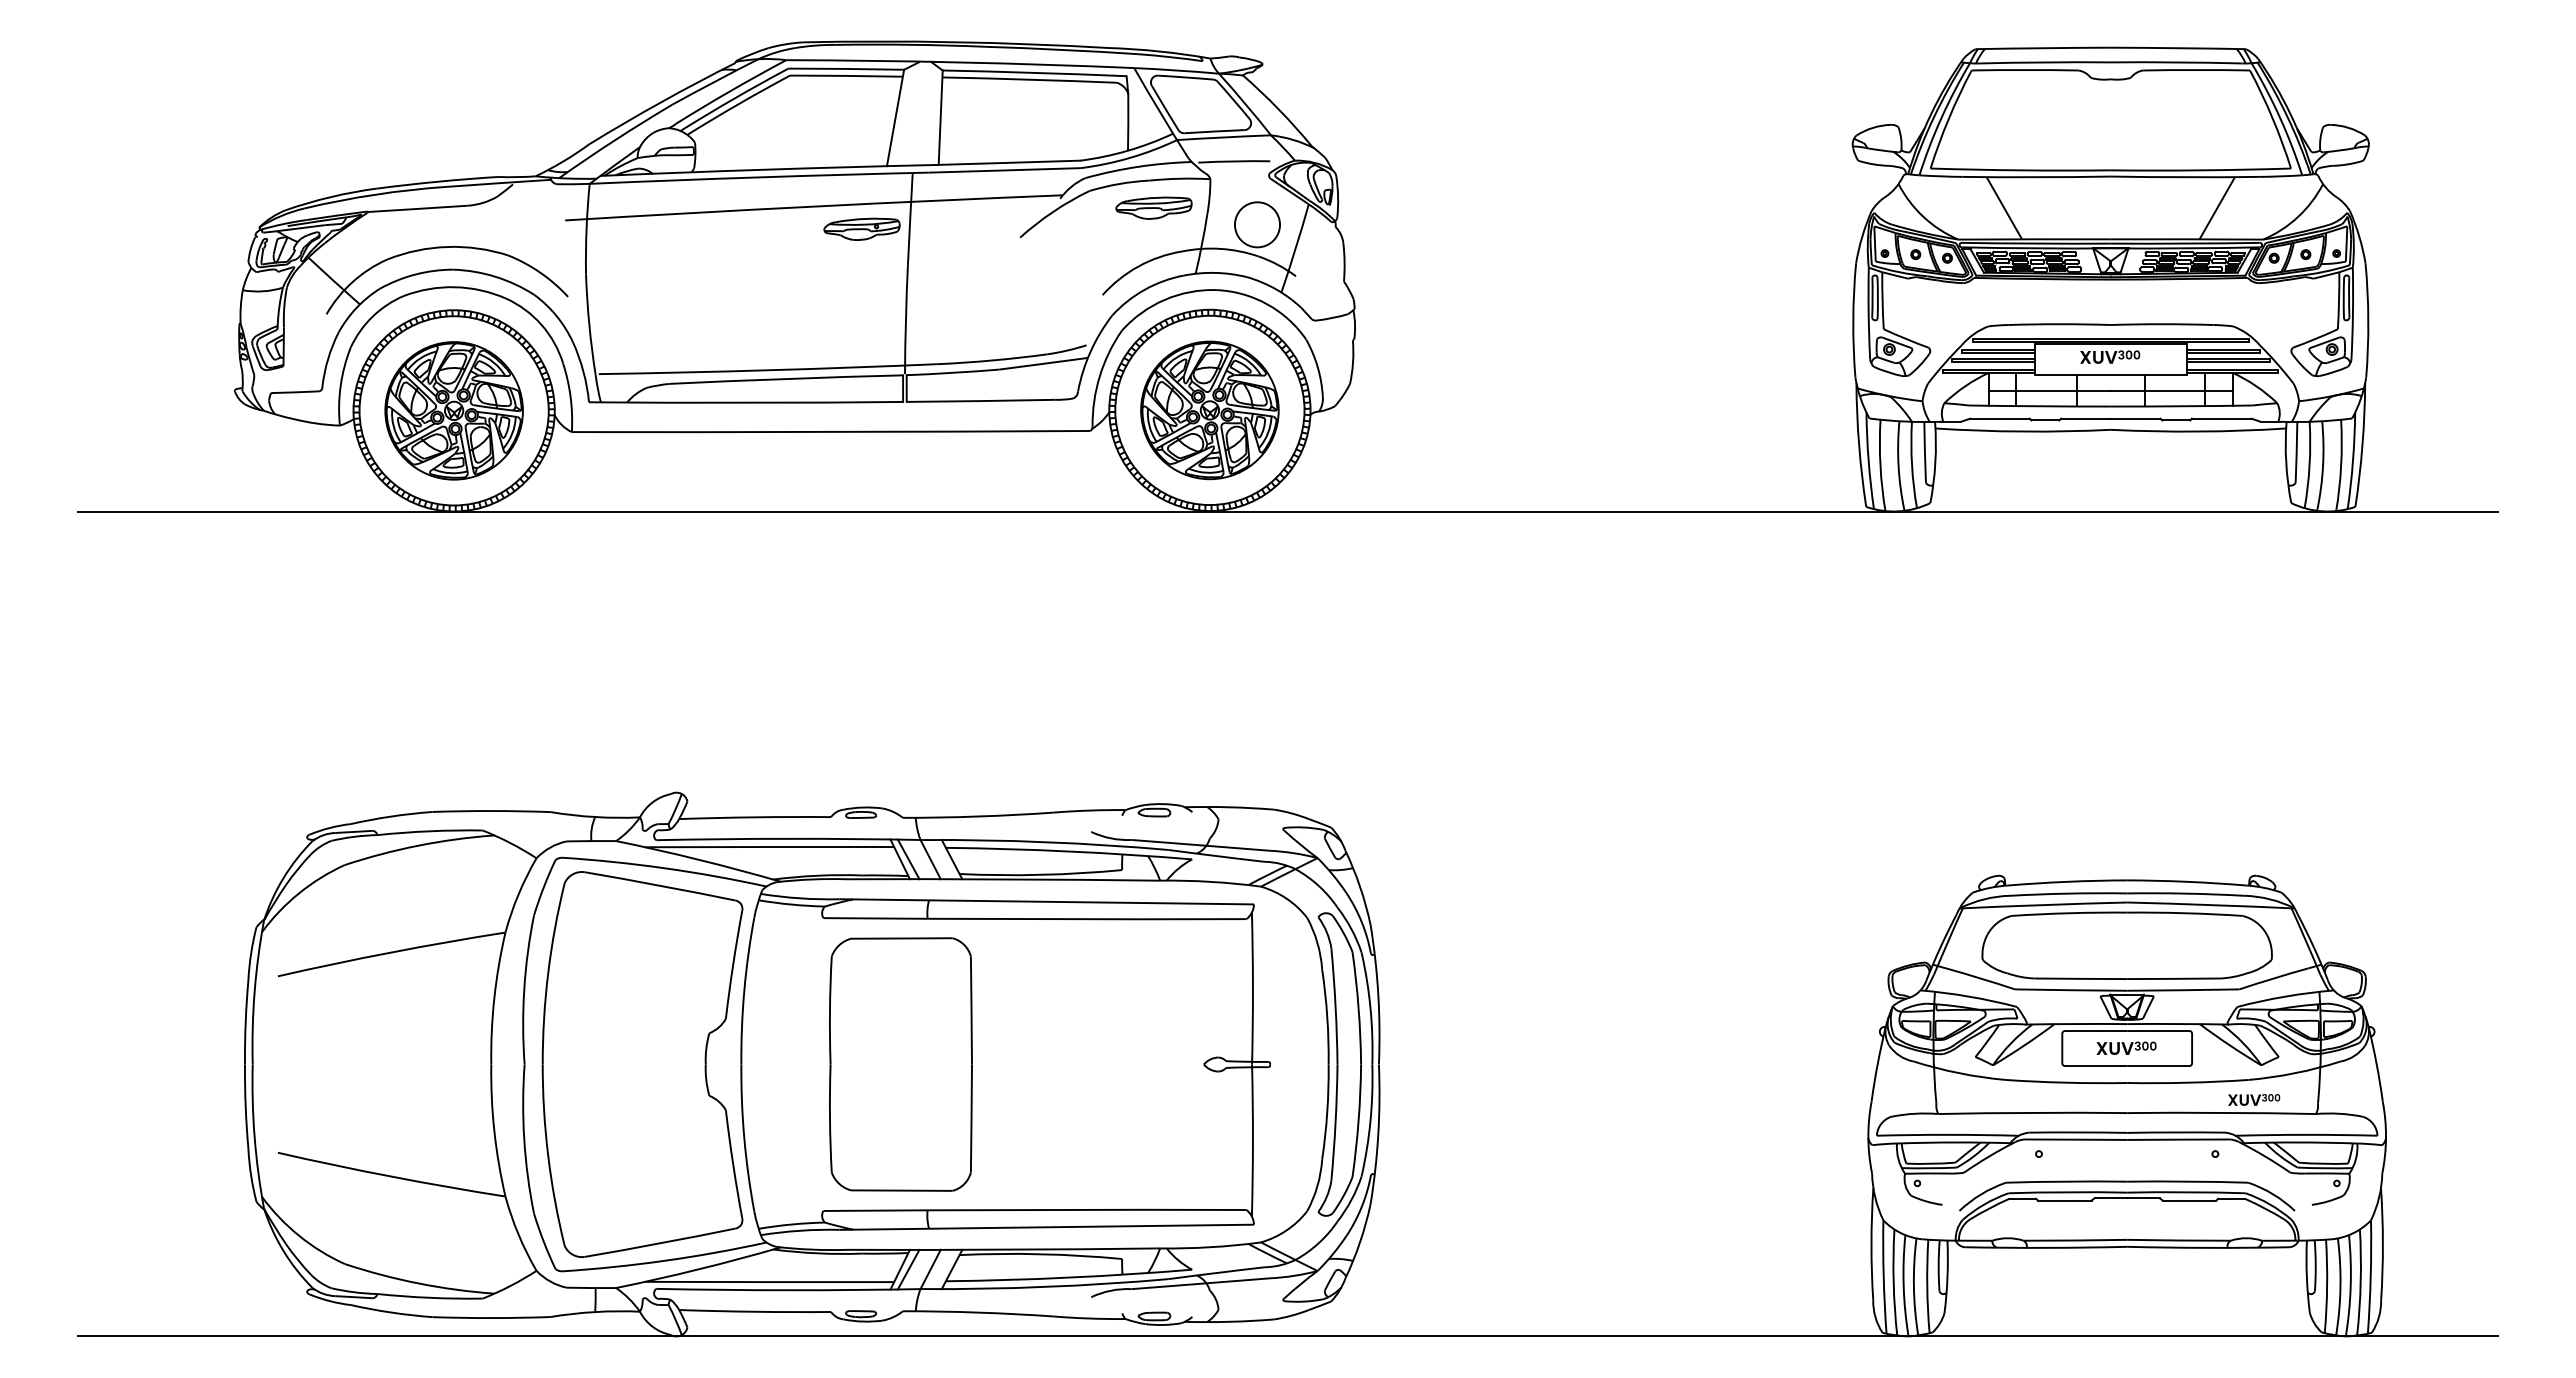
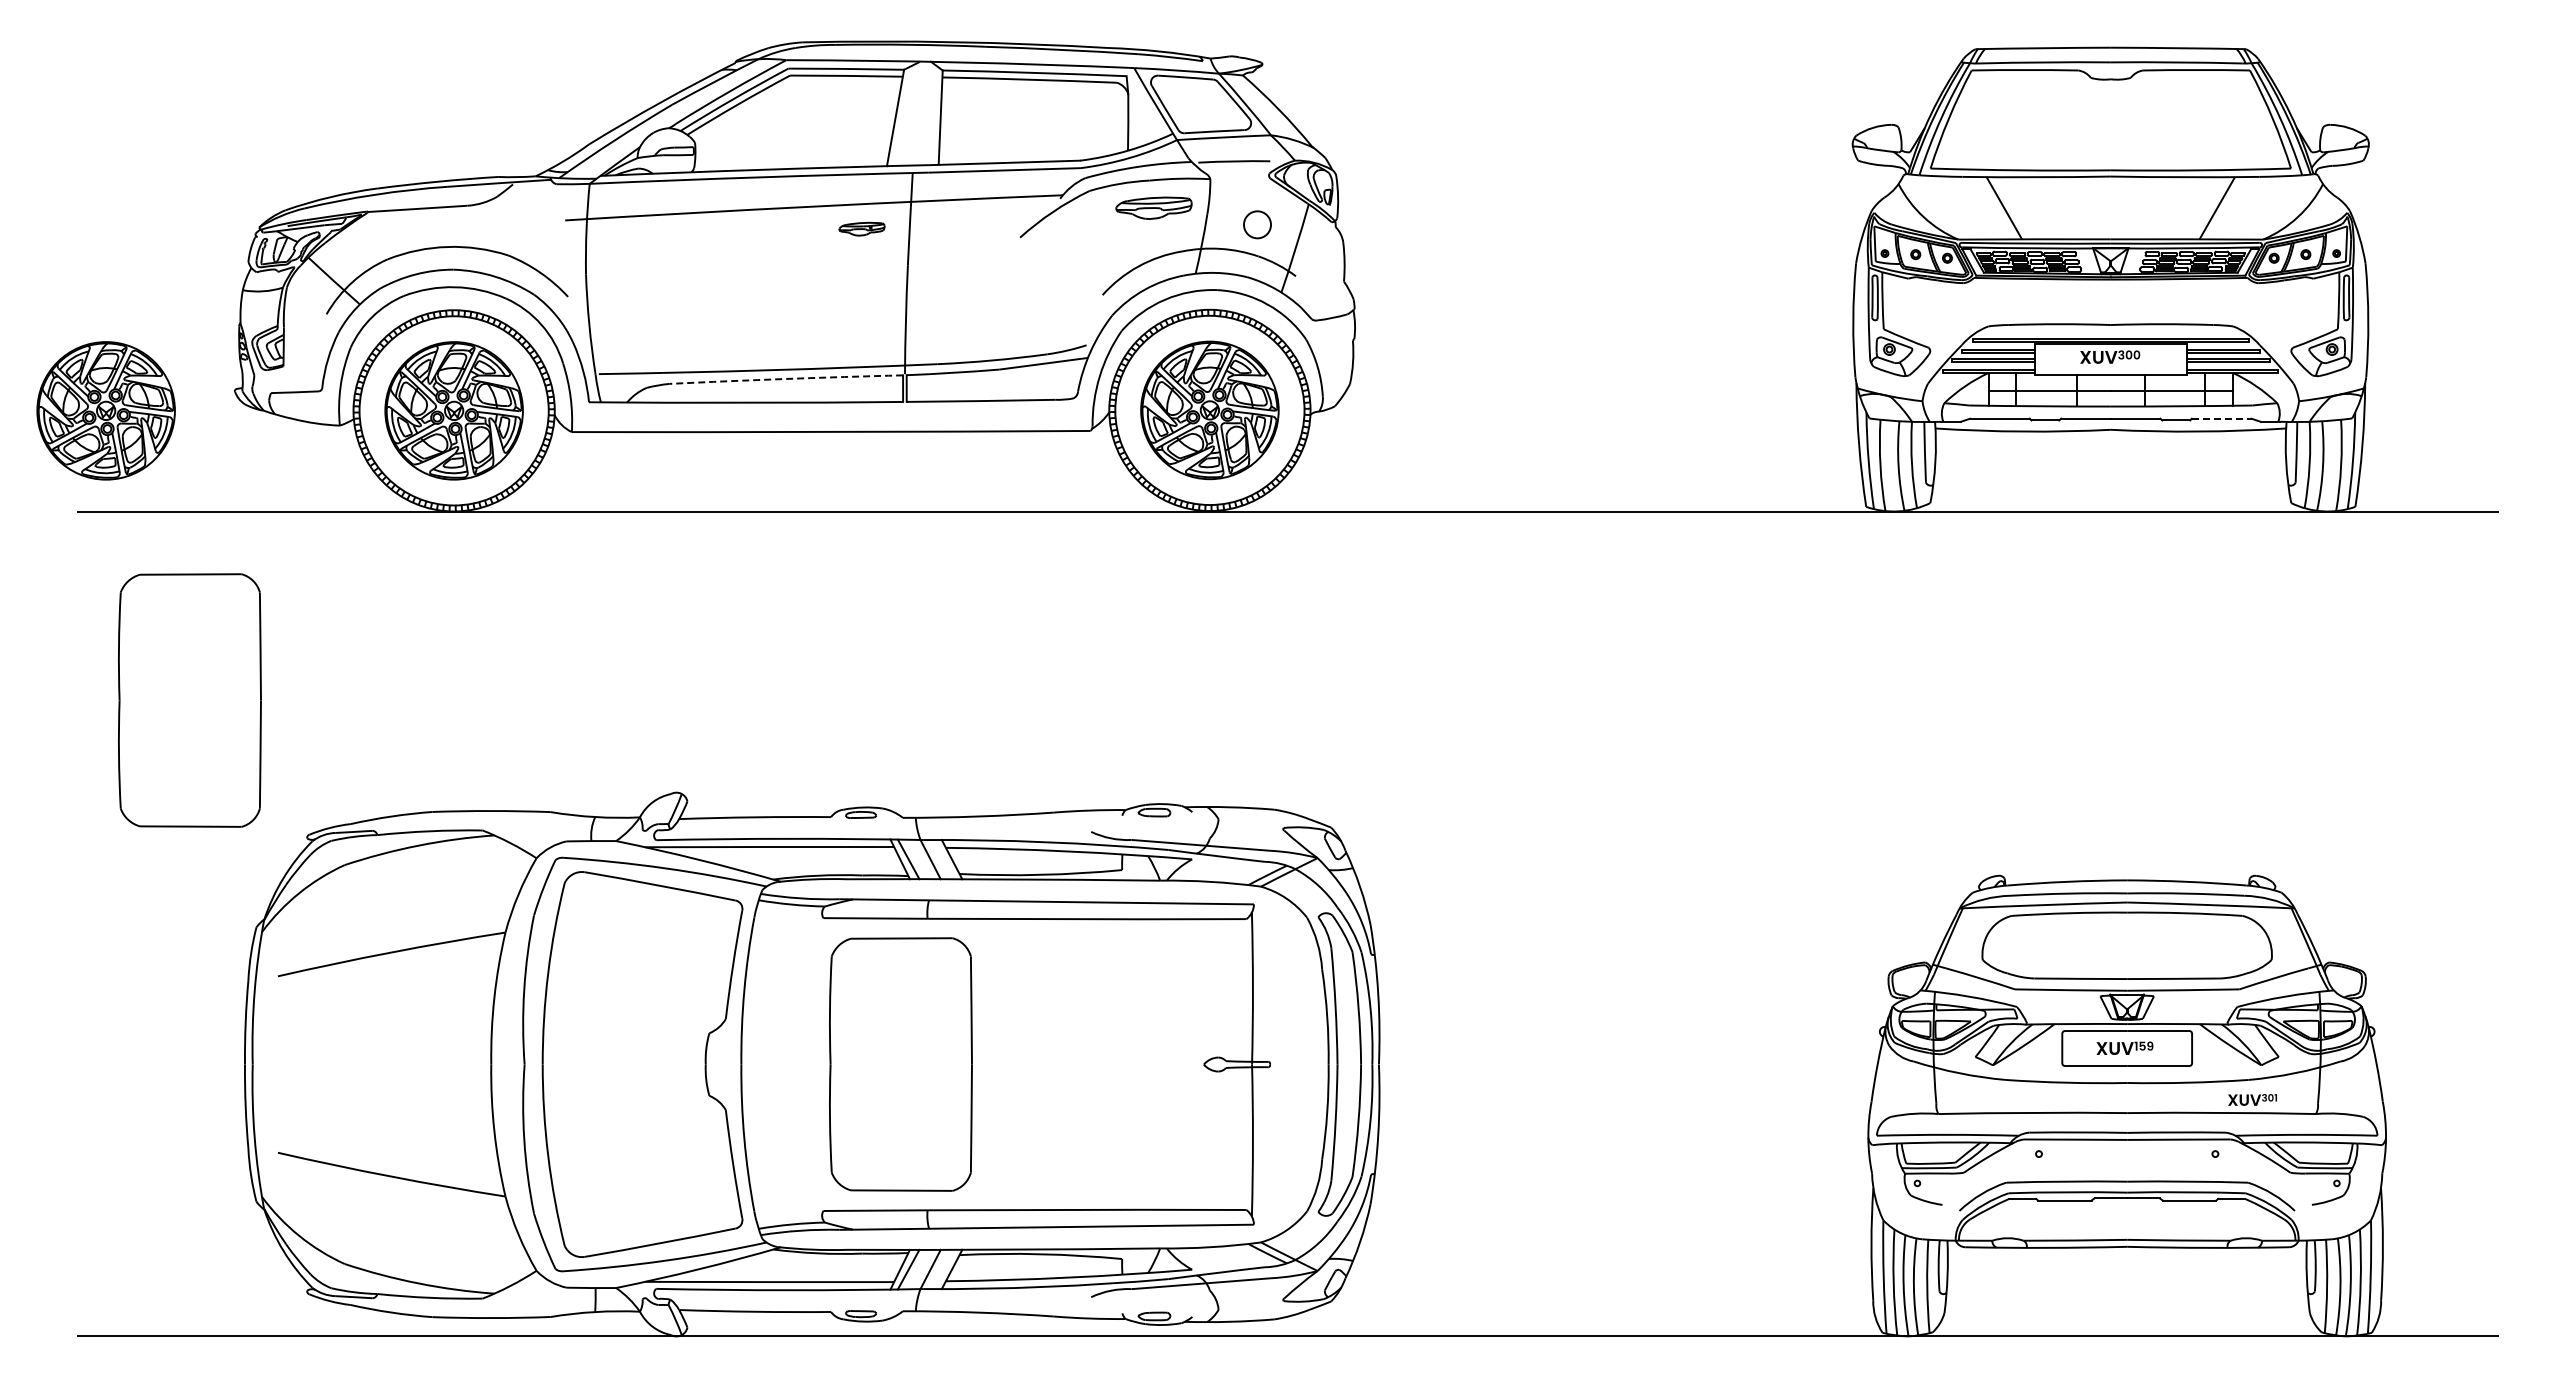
circle diameter: 45 px -> 27 px (1257, 224)
part size: 78x24 px -> 48x16 px (861, 228)
arc: solid -> dashed (786, 378)
part: none -> present (105, 410)
line: solid -> dashed (2221, 418)
part: none -> present (189, 700)
text: 300 -> 159 (2145, 1045)
text: 300 -> 301 (2277, 1097)
